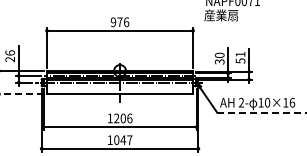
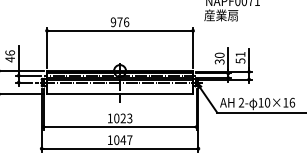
text: 26 -> 46 (9, 59)
line: dashed -> solid (22, 94)
line: dashed -> solid (261, 112)
text: 1206 -> 1023 (123, 118)
